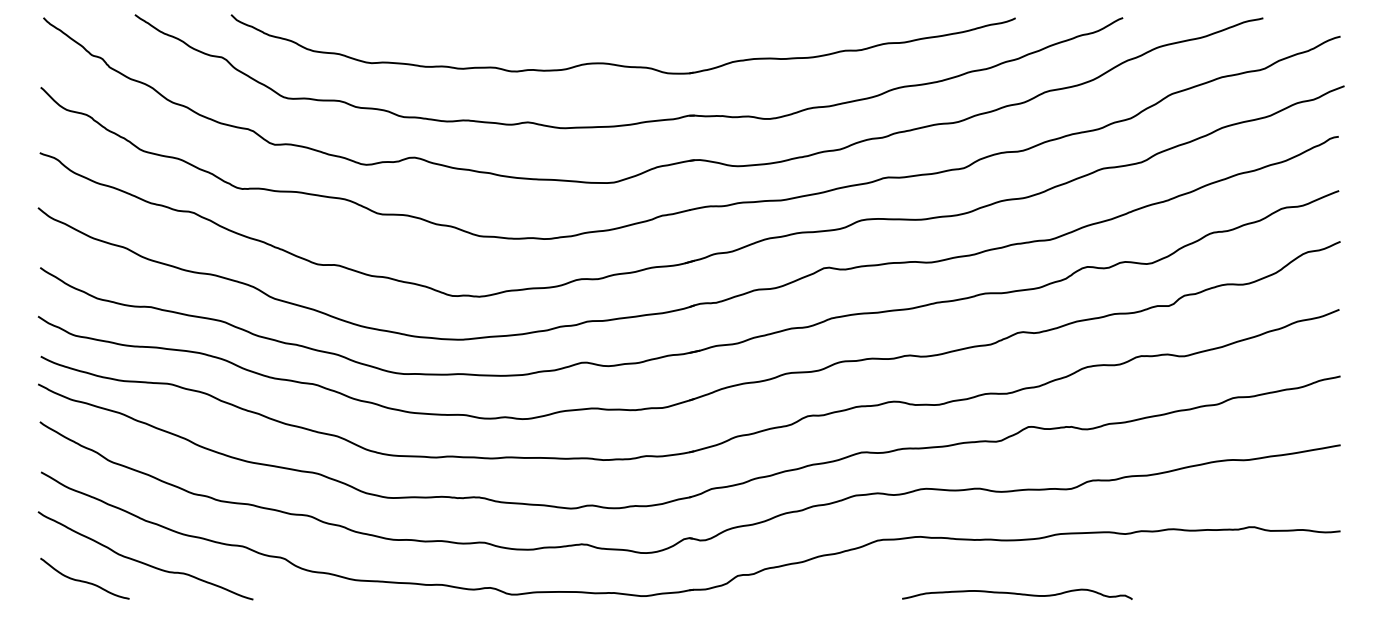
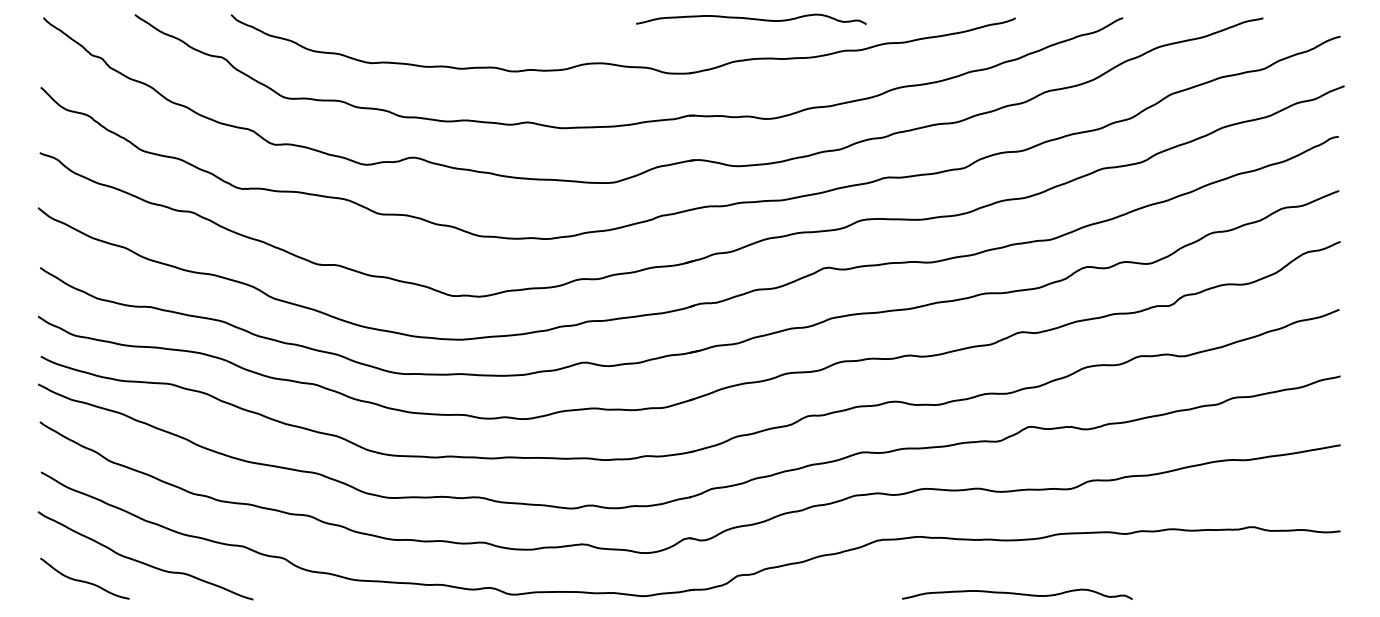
curve: none -> present (751, 18)
